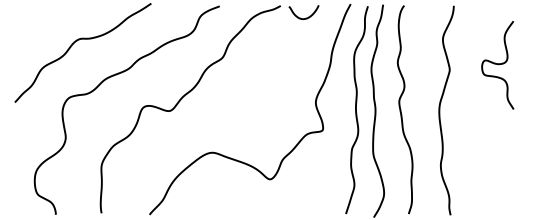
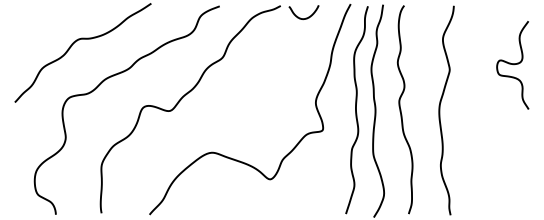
curve position: (497, 64) -> (512, 64) (512, 64)
